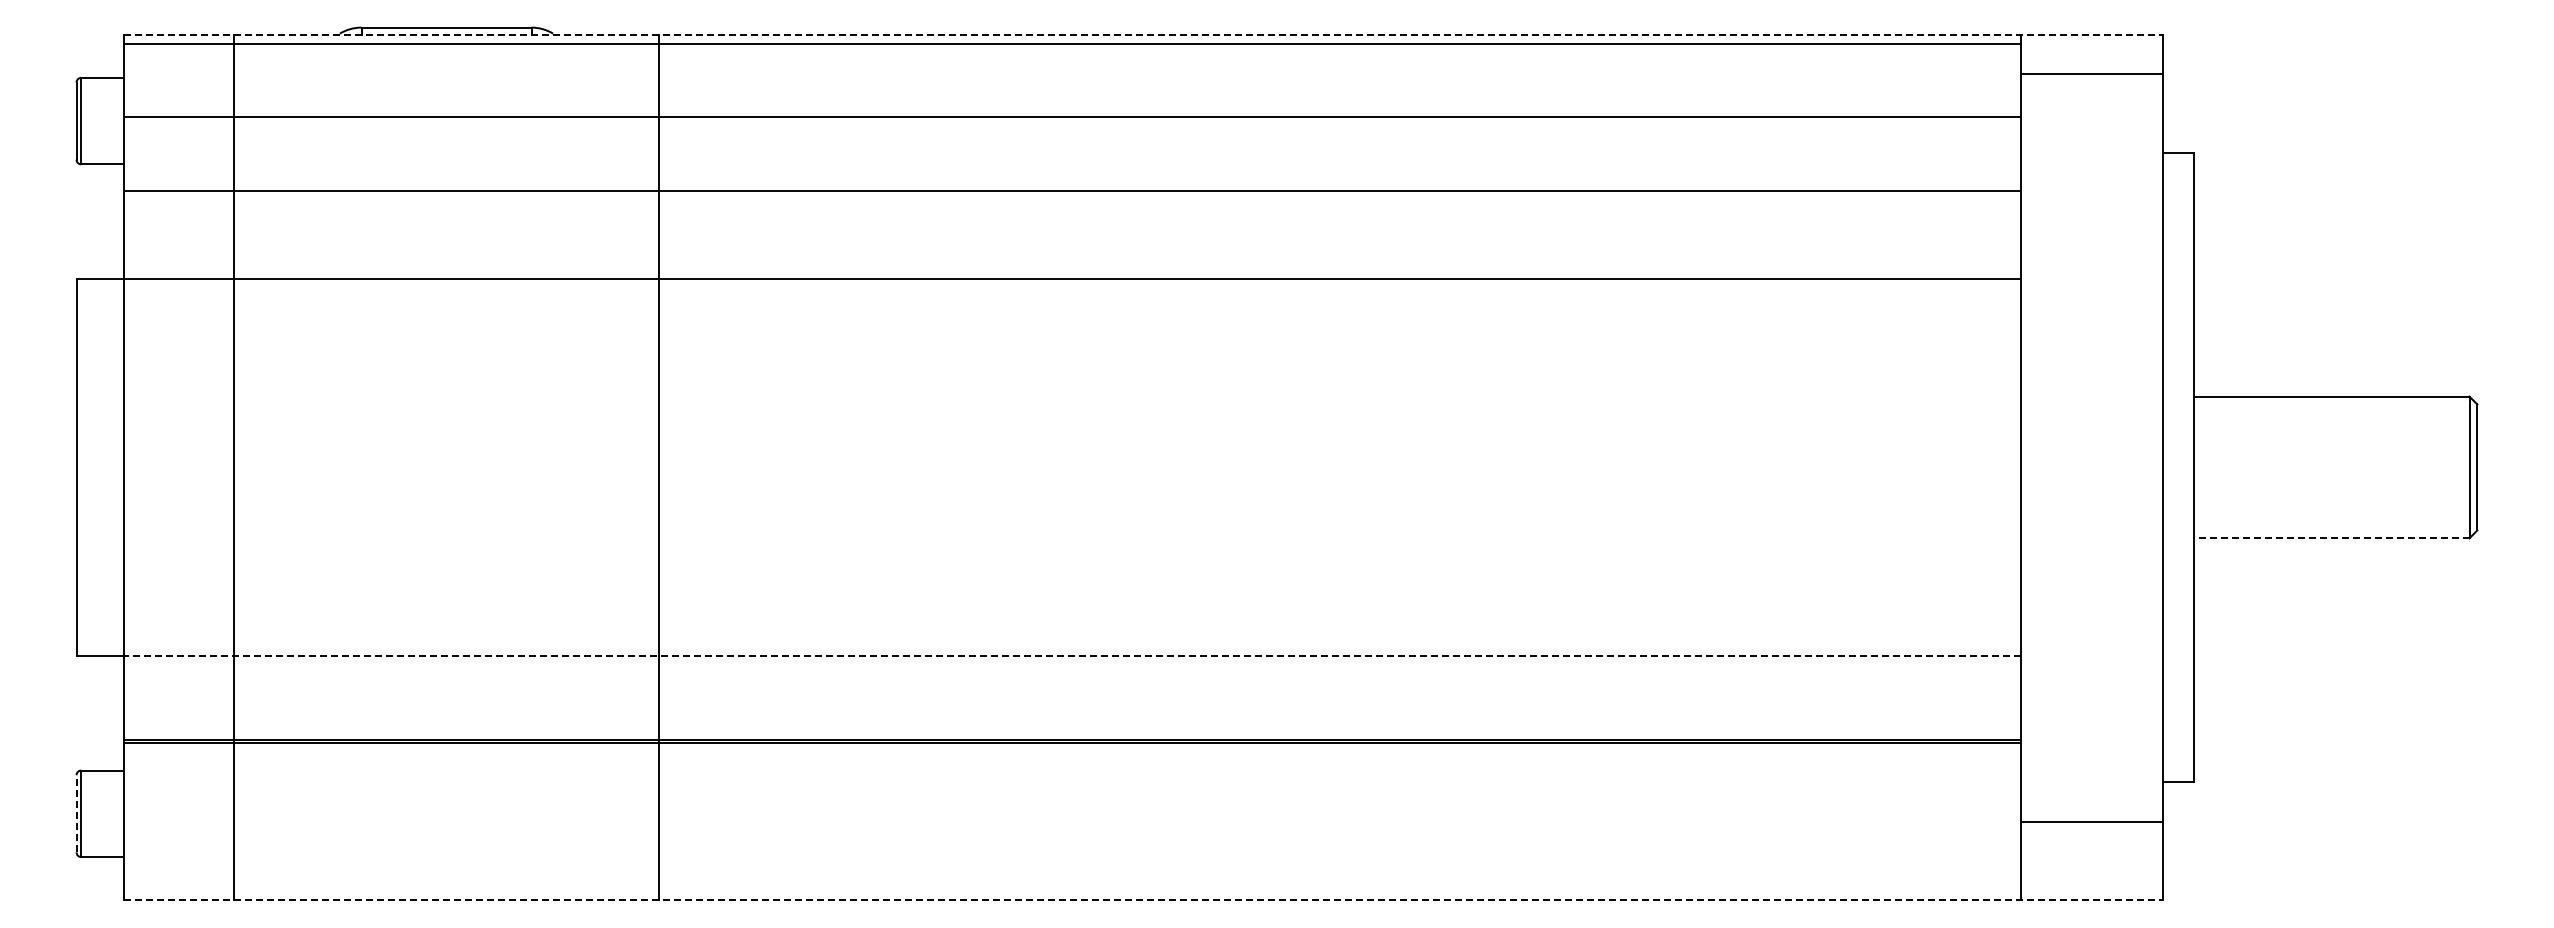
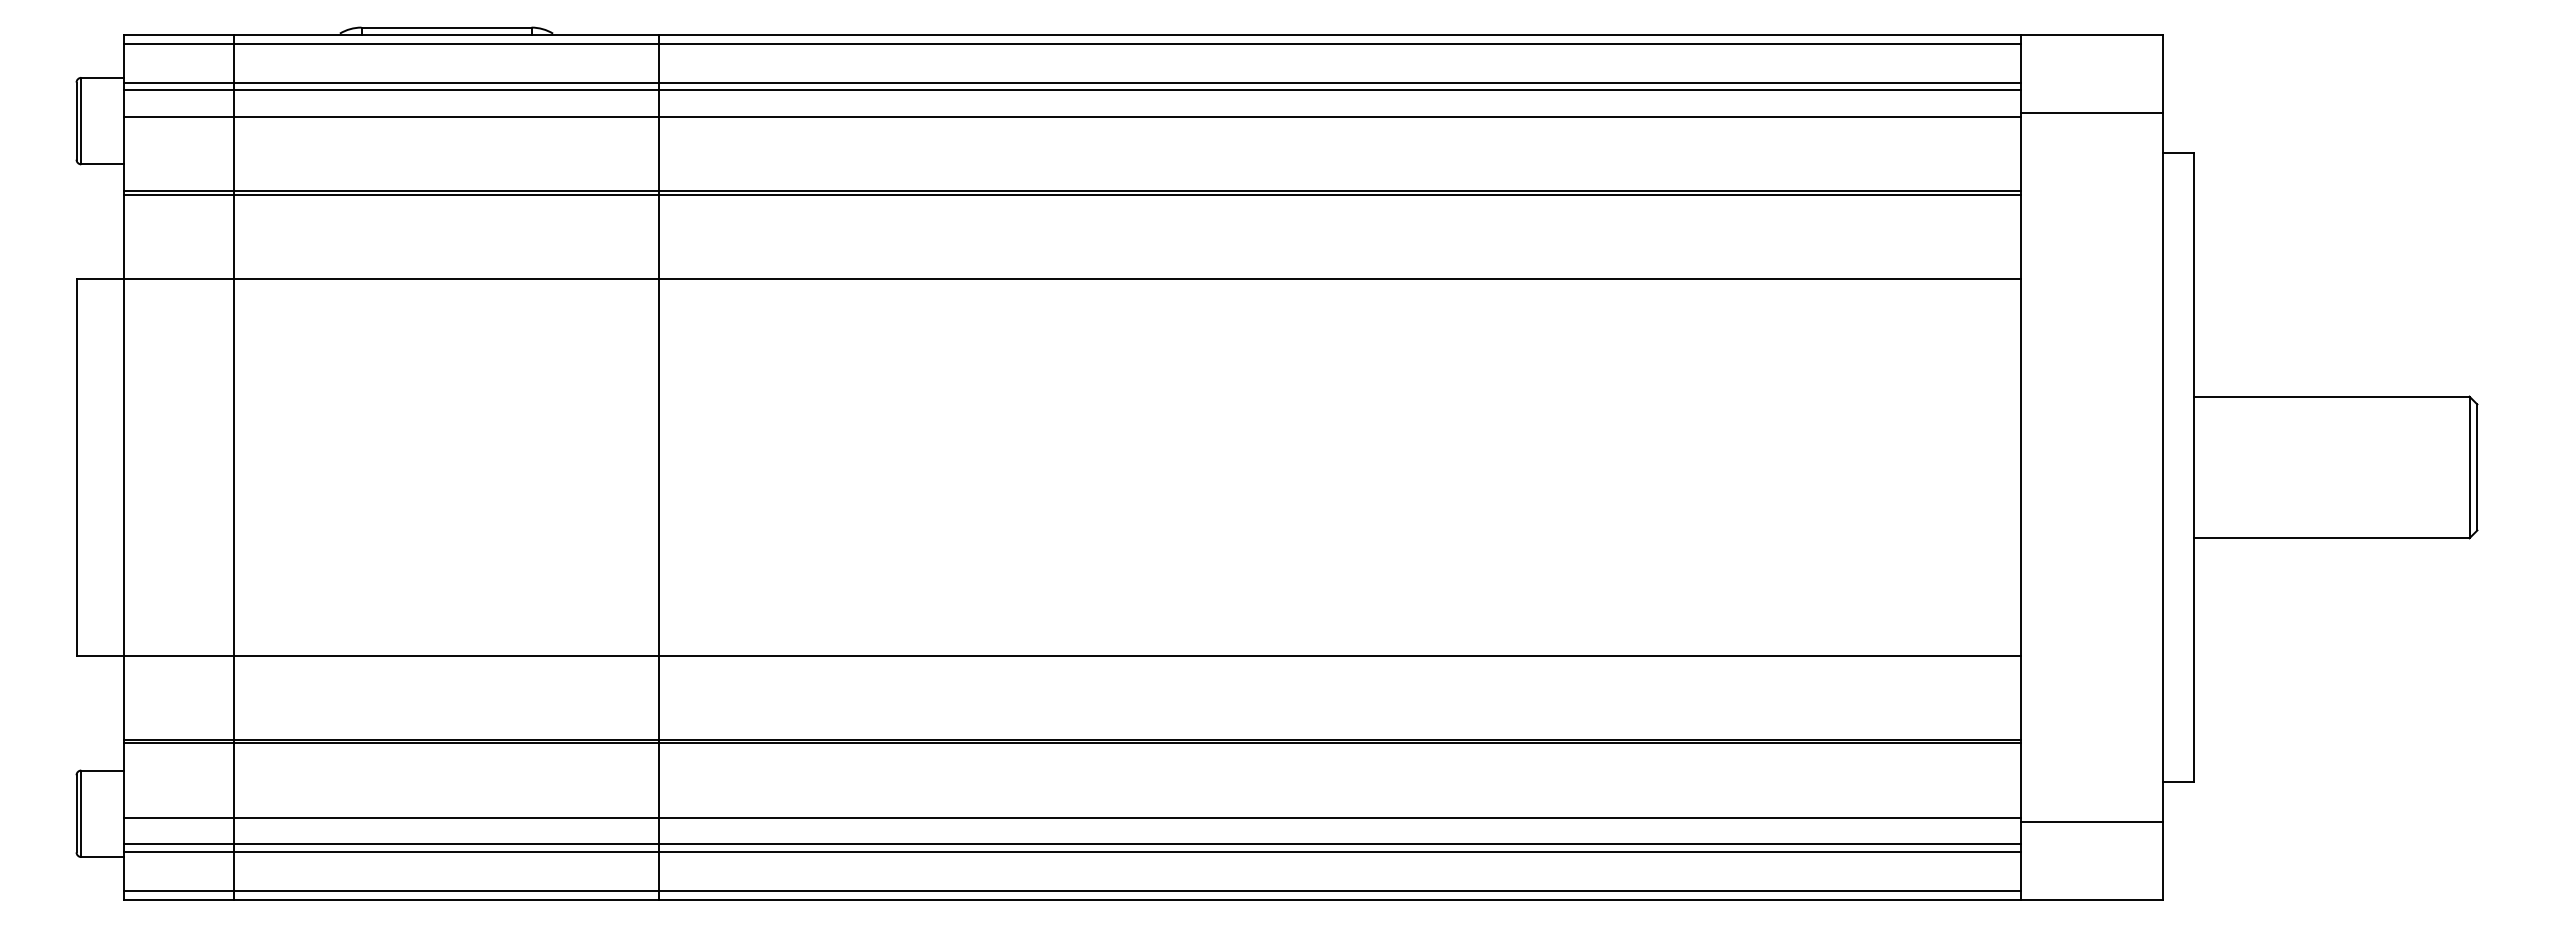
line: dashed -> solid (1143, 34)
line position: (2091, 74) -> (2091, 113) (2091, 113)
line: none -> present (1071, 82)
line: none -> present (1071, 90)
line: none -> present (1071, 194)
line: dashed -> solid (2331, 538)
line: dashed -> solid (1072, 656)
line: dashed -> solid (76, 813)
line: none -> present (1071, 818)
line: none -> present (1071, 844)
line: none -> present (1071, 852)
line: none -> present (1071, 890)
line: dashed -> solid (1143, 900)
